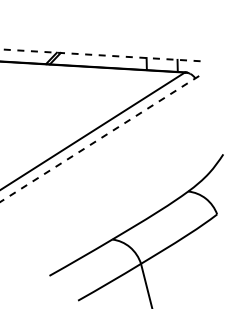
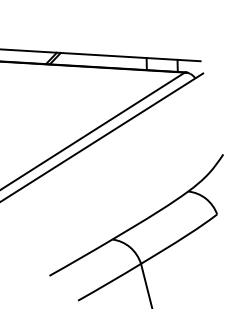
line: dashed -> solid (100, 55)
line: dashed -> solid (102, 137)
